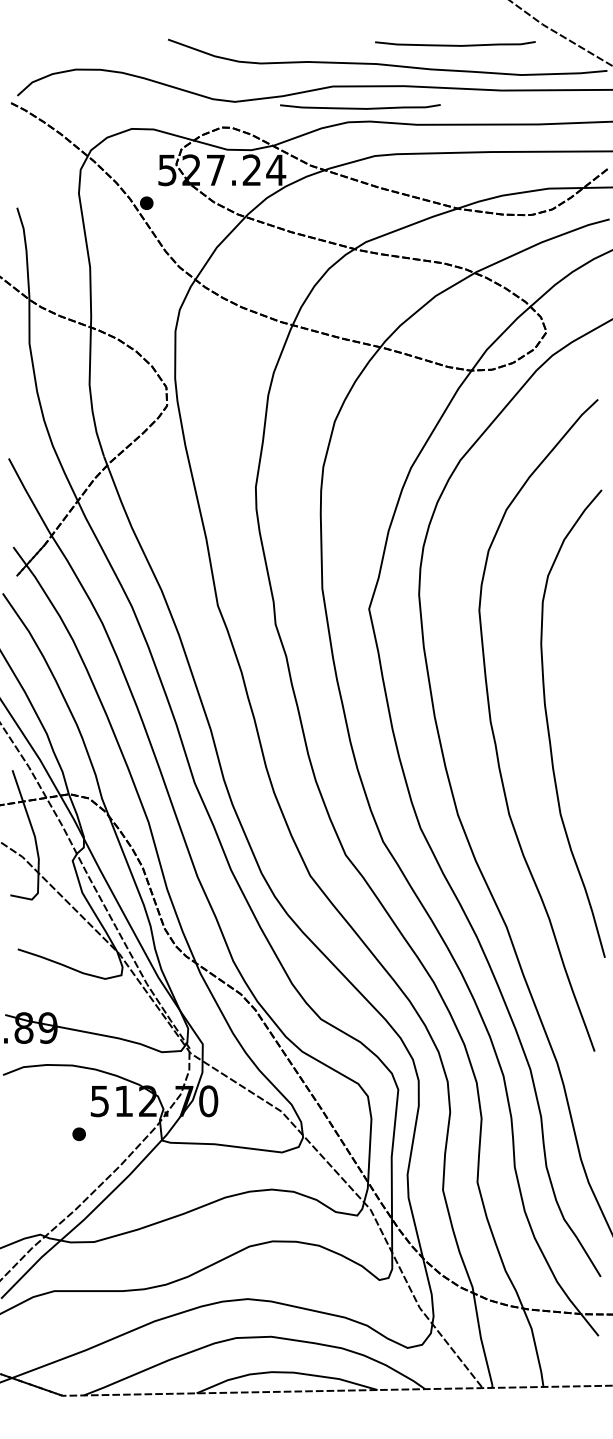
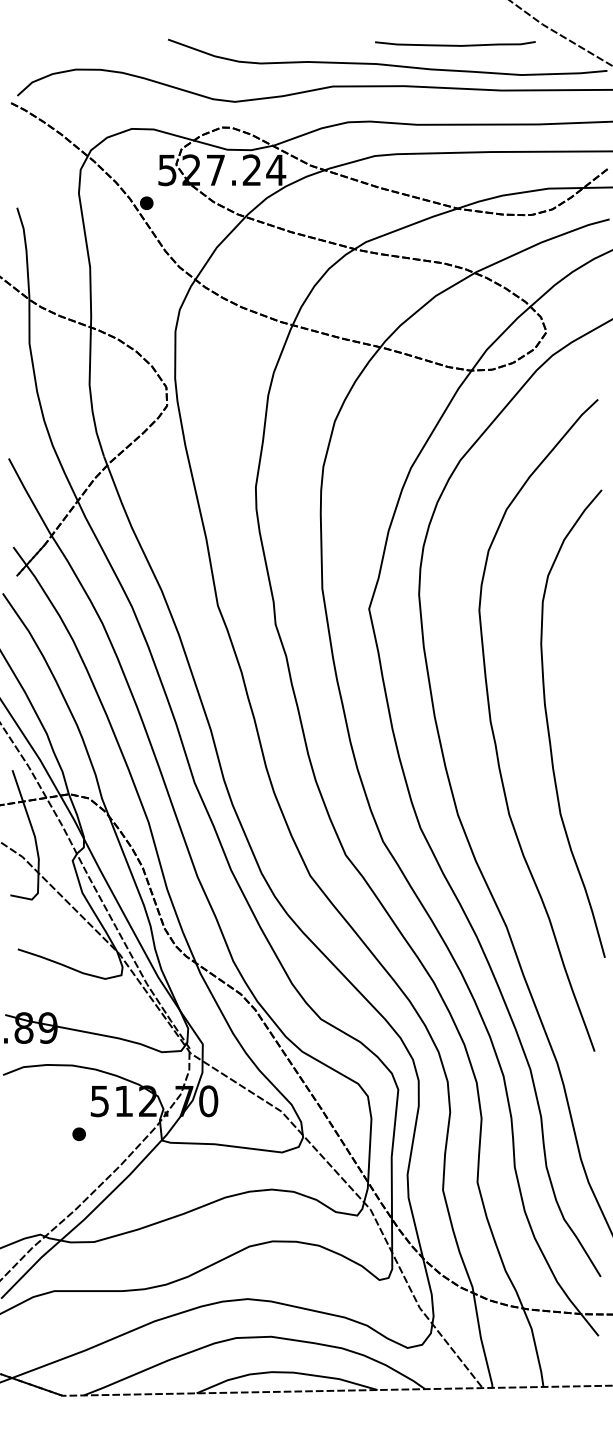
curve: present -> none (360, 107)
